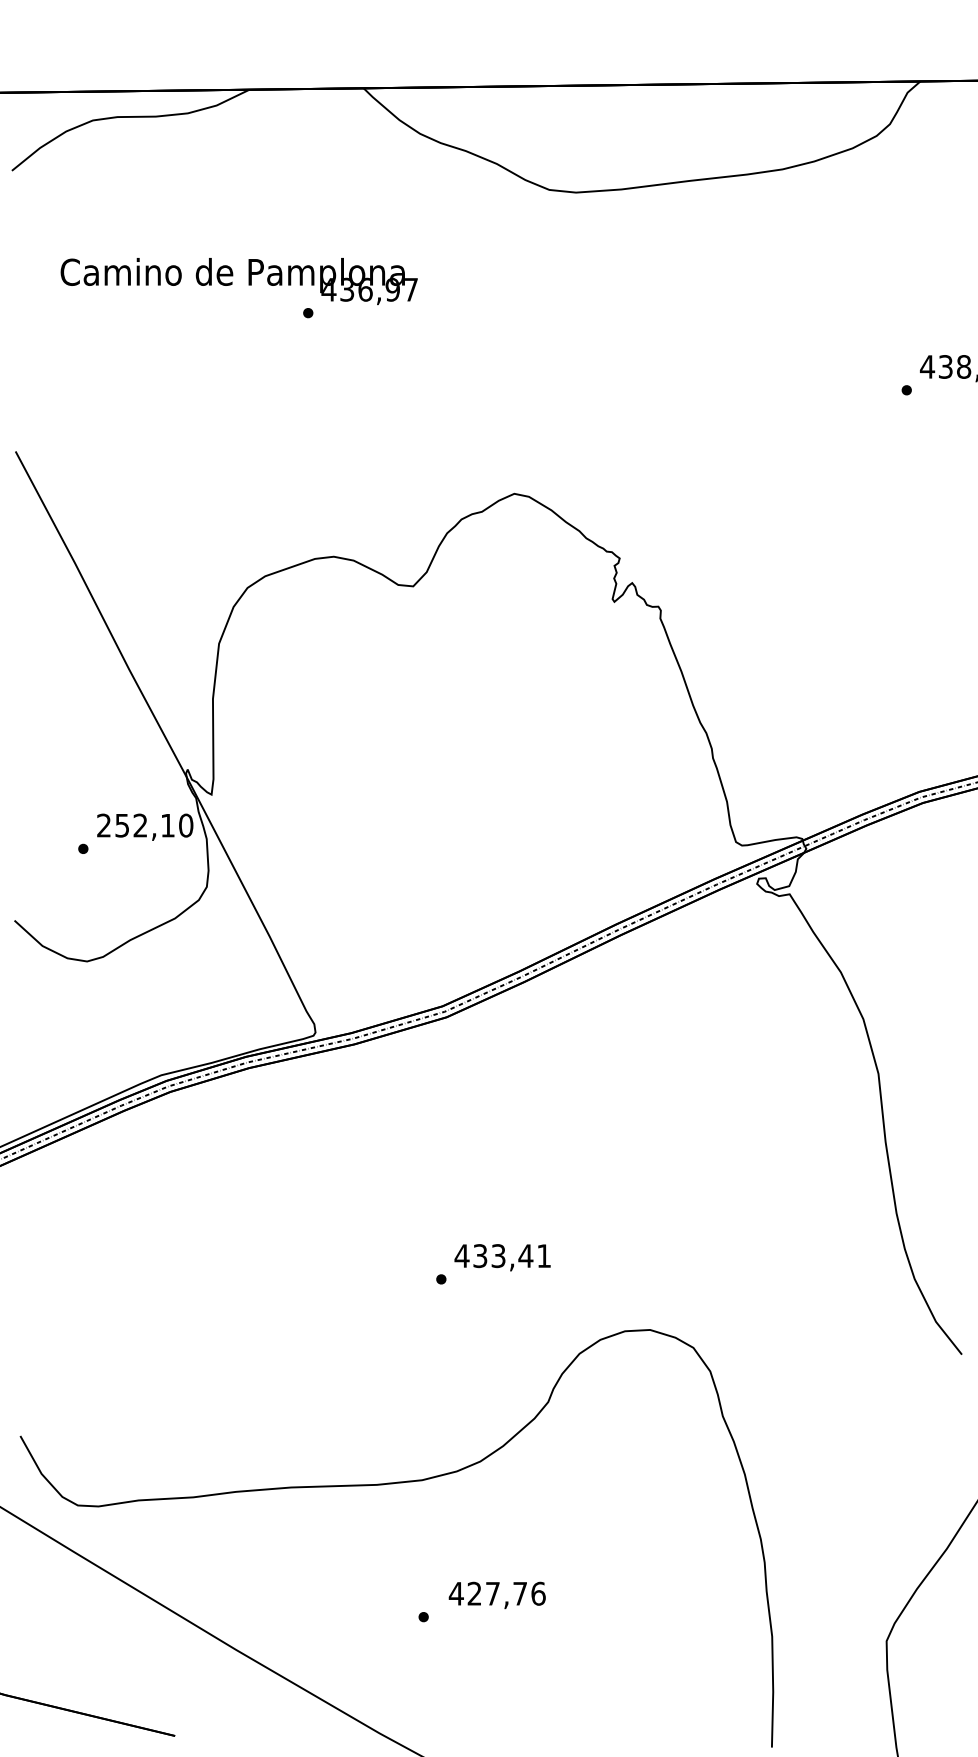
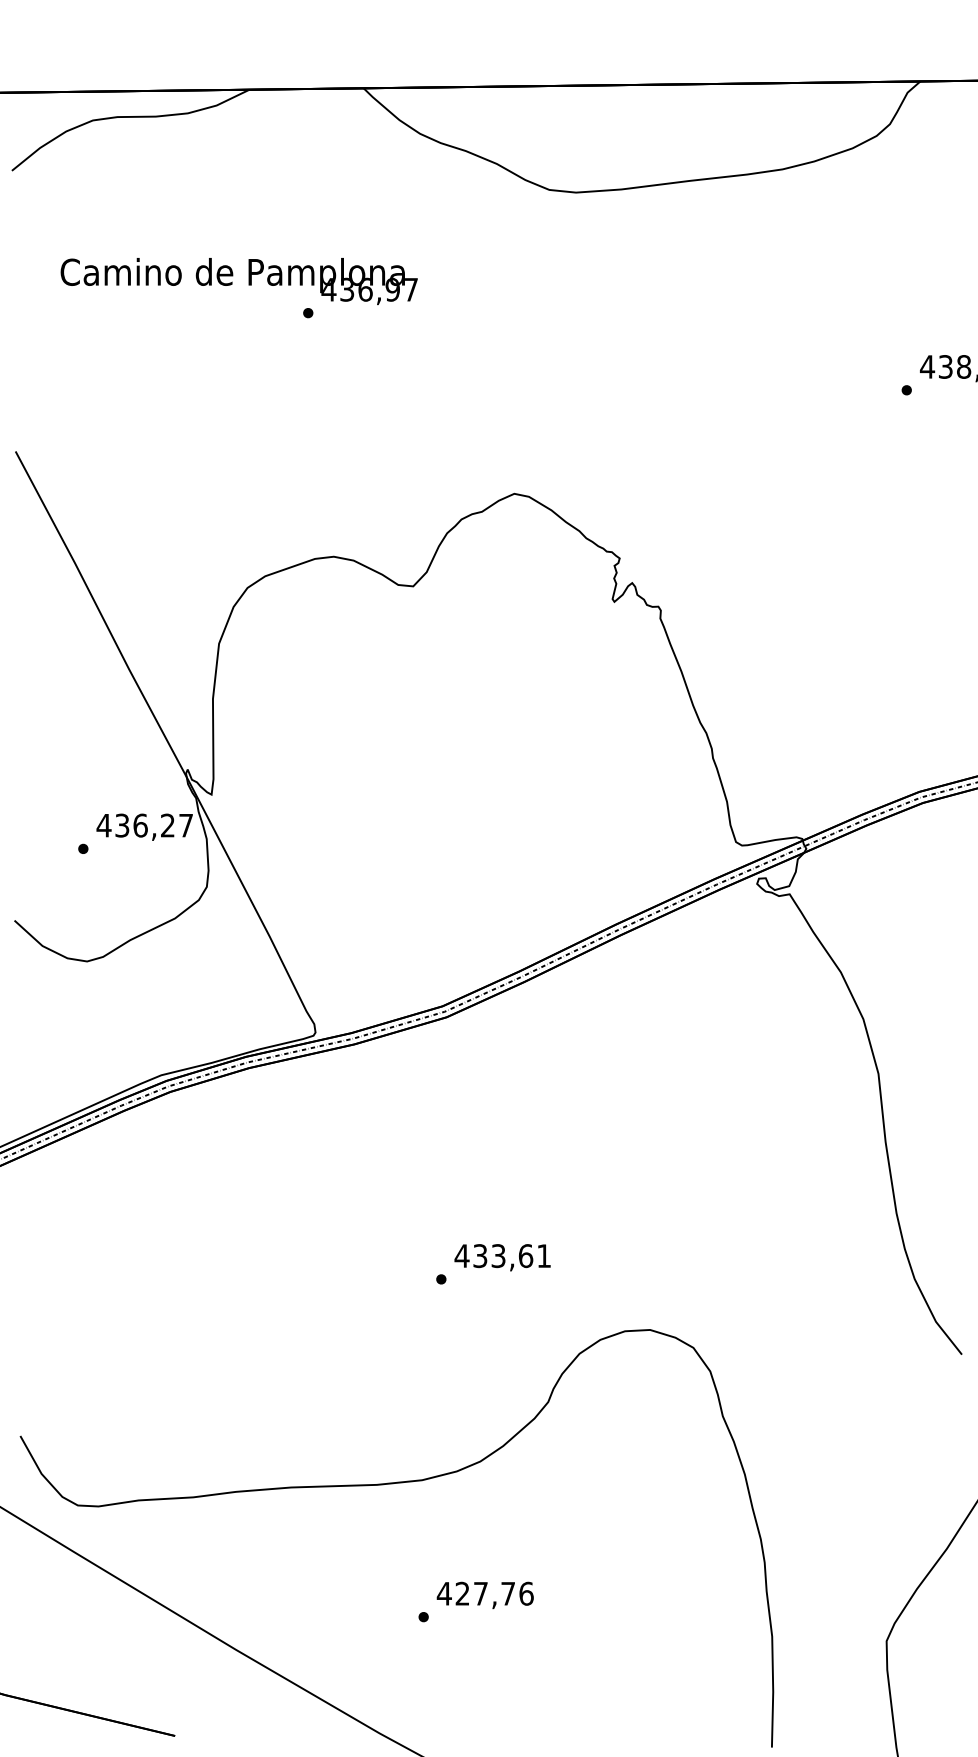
text: 252,10 -> 436,27 (144, 825)
text: 433,41 -> 433,61 (525, 1256)
text position: (496, 1595) -> (484, 1595) (484, 1595)
